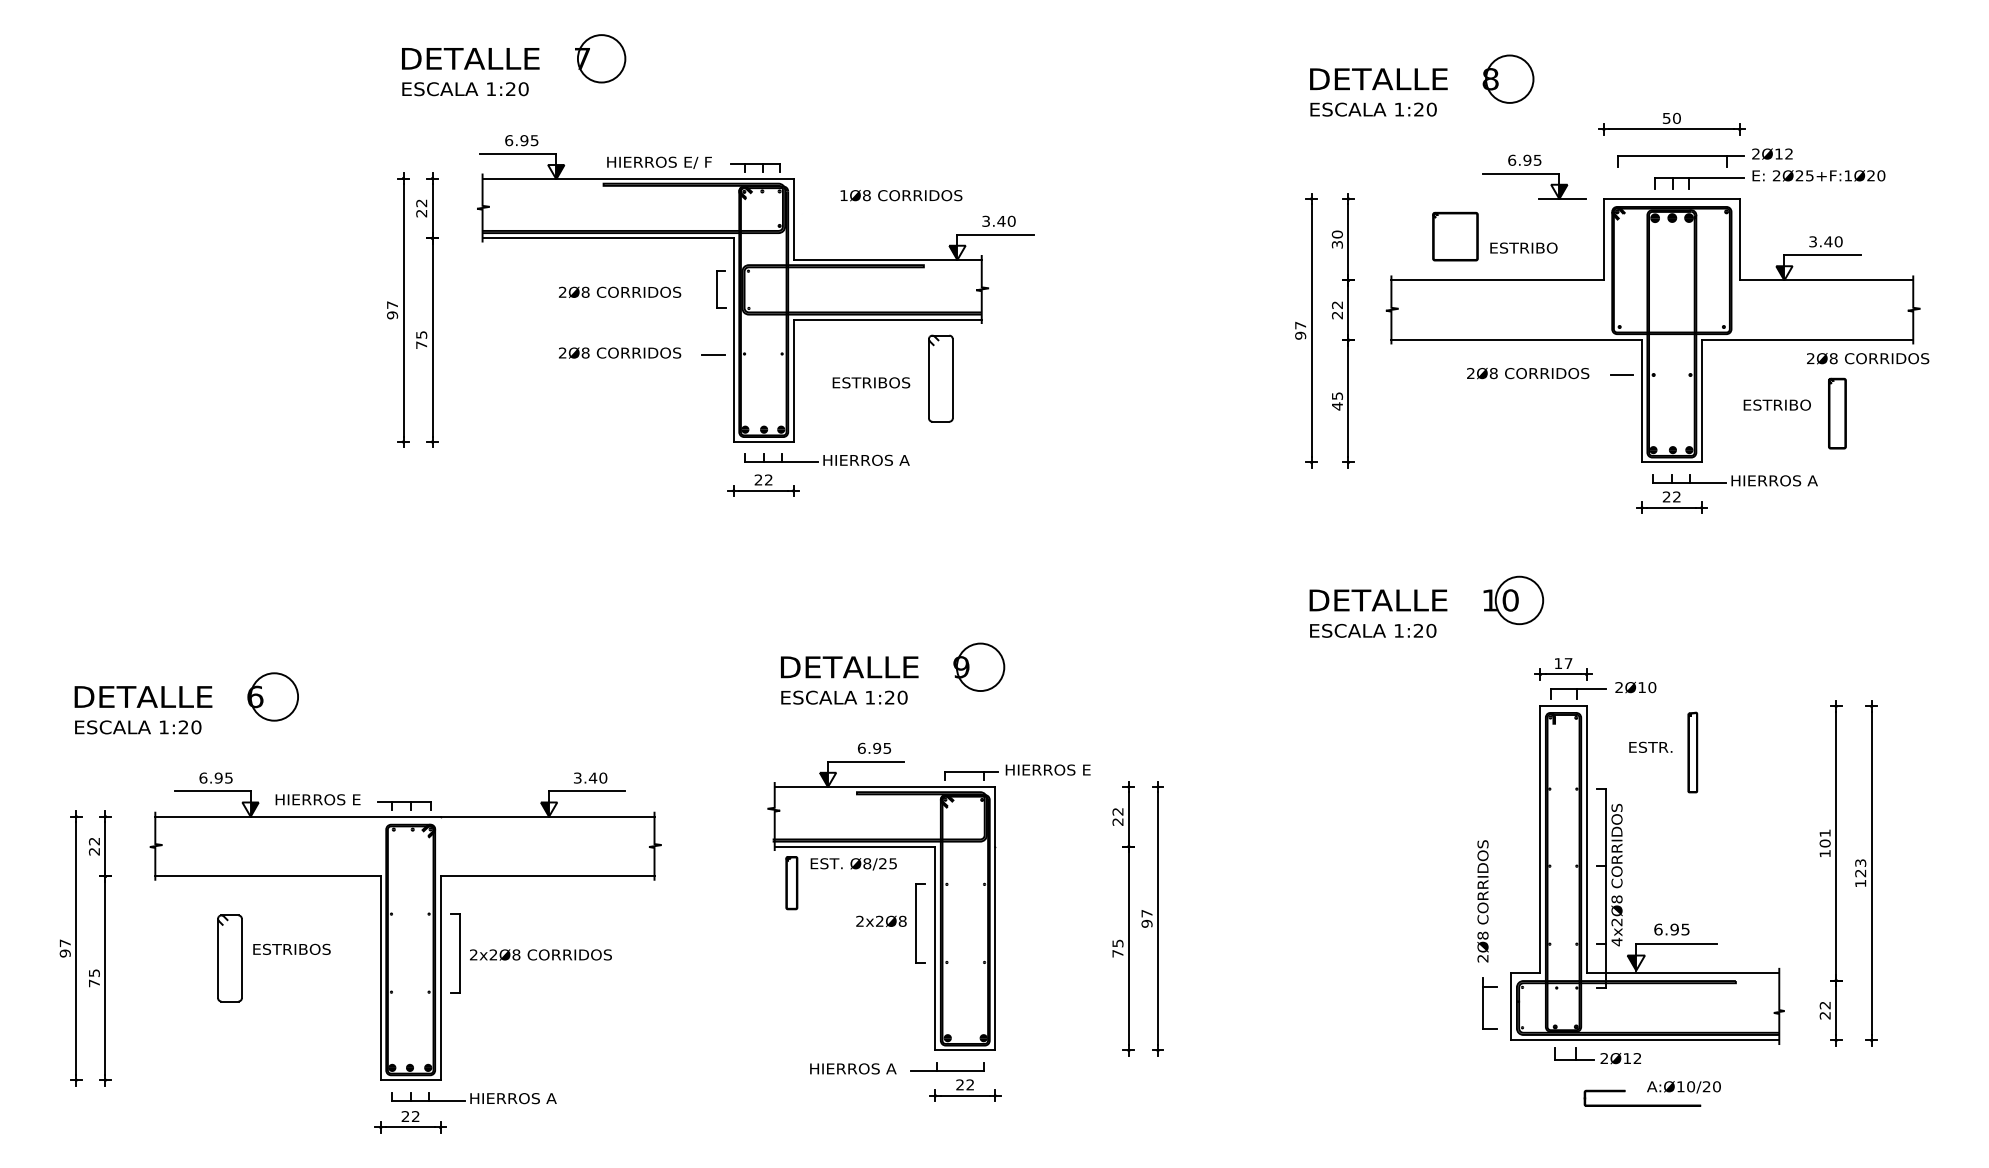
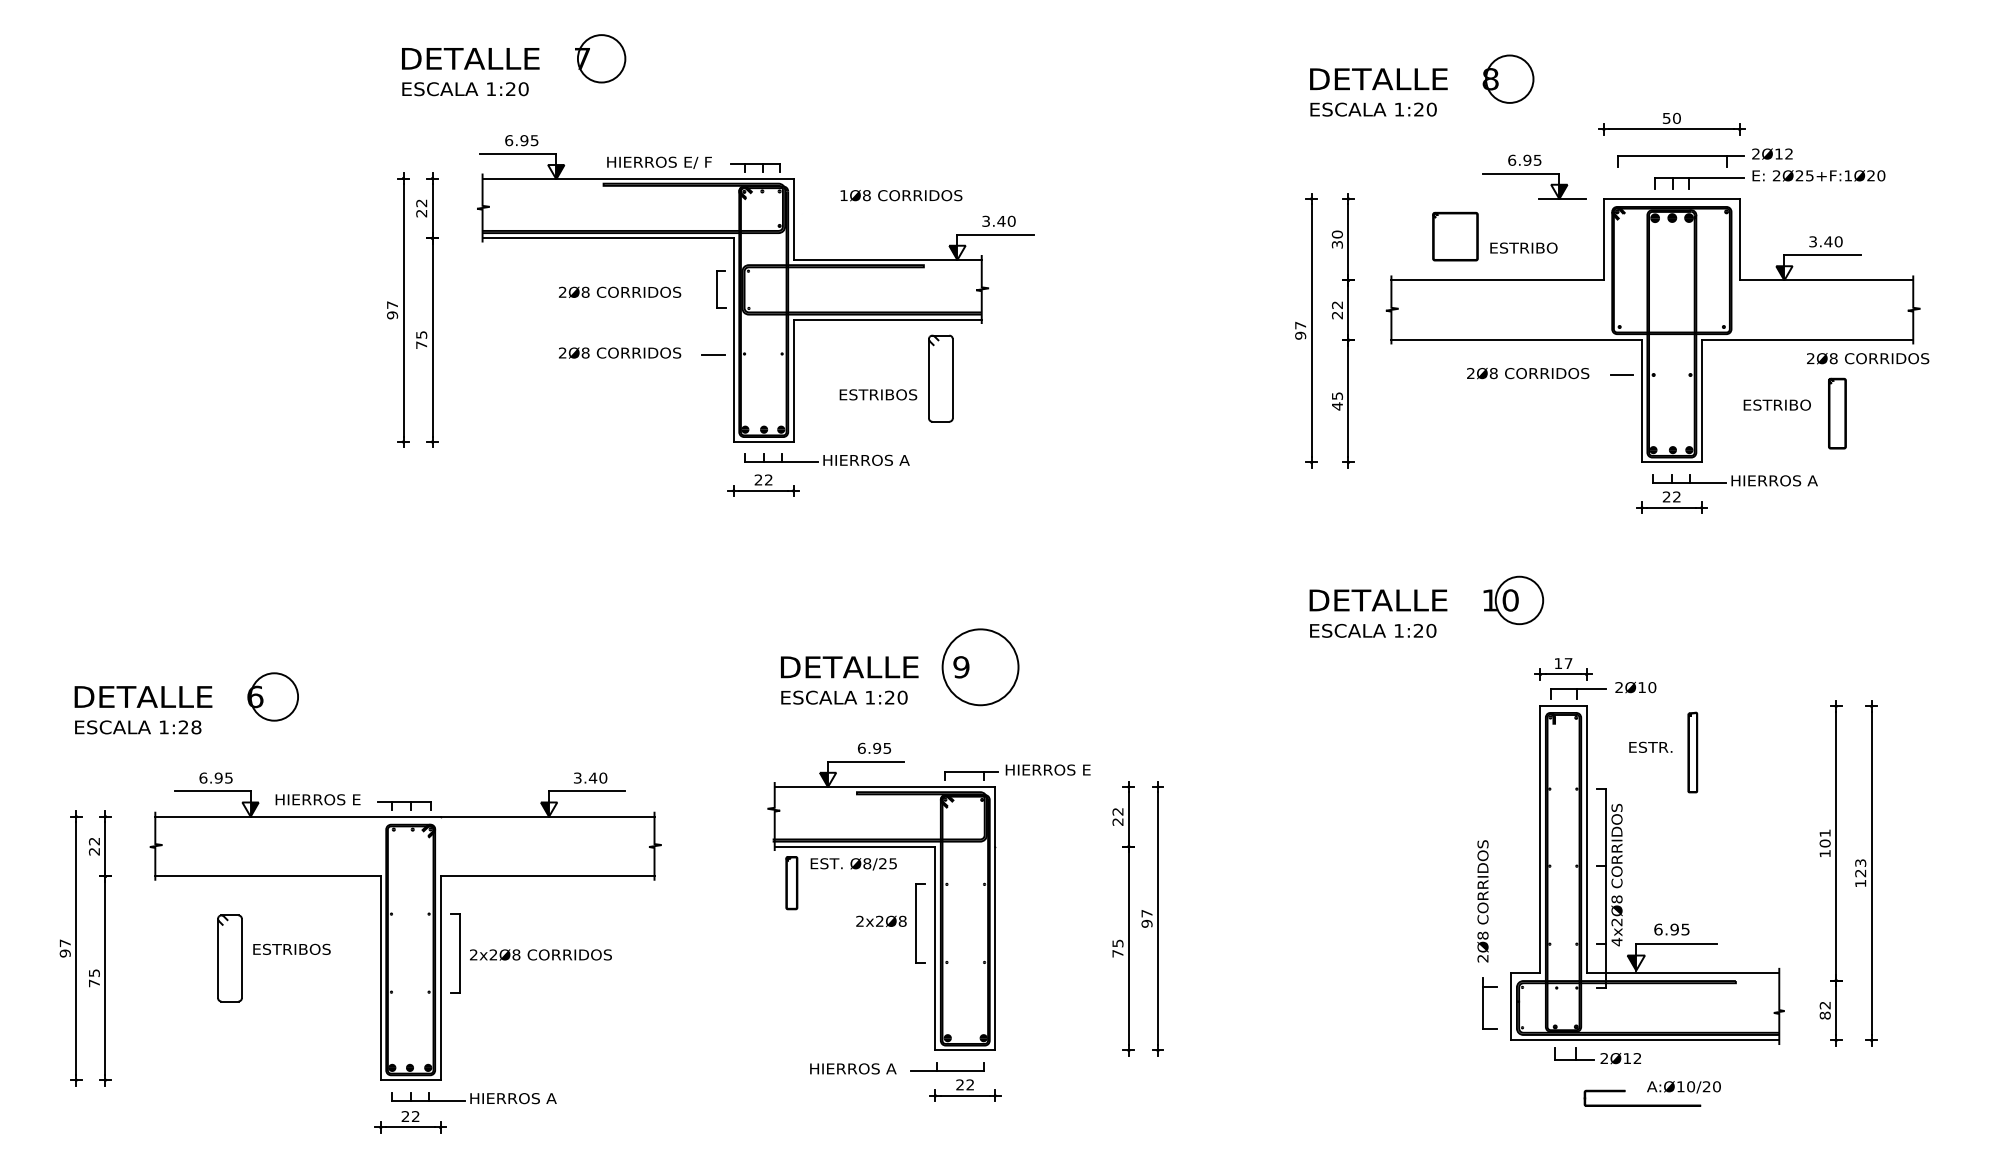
text position: (871, 382) -> (878, 394) (878, 394)
circle diameter: 47 px -> 76 px (980, 667)
text: 1:20 -> 1:28 (196, 727)
text: 22 -> 82 (1824, 1015)
